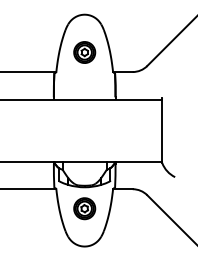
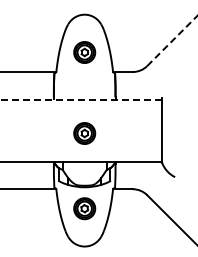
line: solid -> dashed (172, 40)
line: solid -> dashed (81, 99)
part: none -> present (84, 133)
